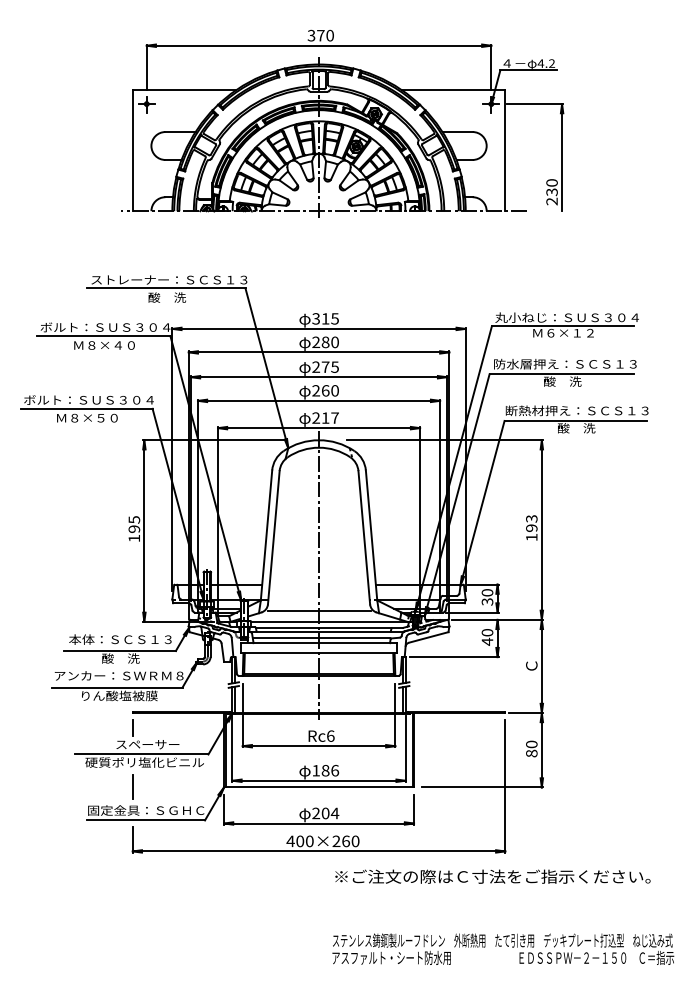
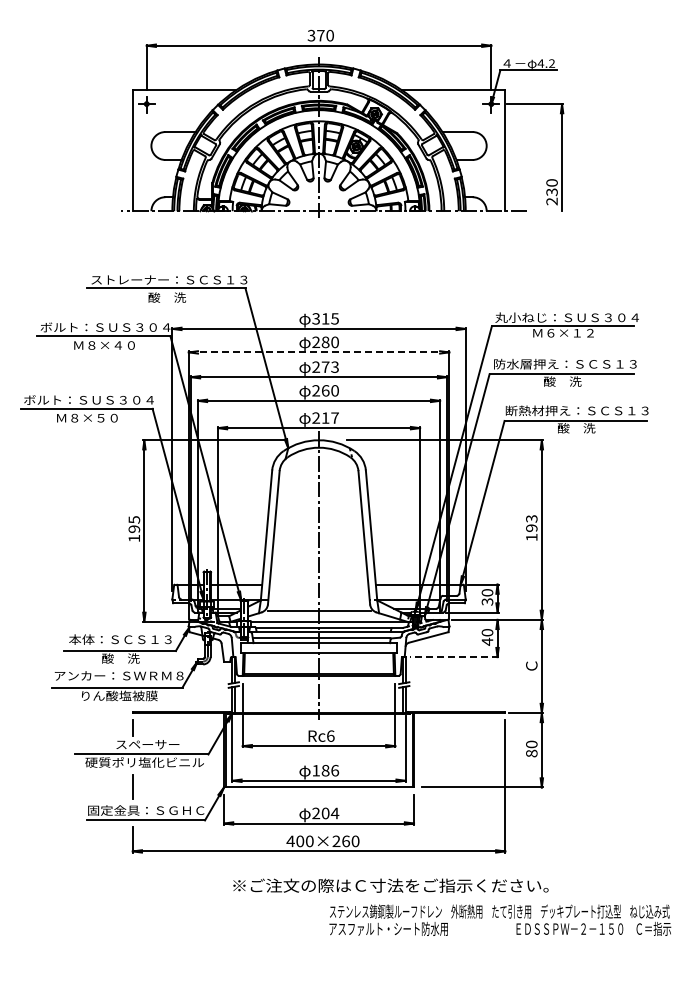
line: solid -> dashed (319, 352)
text: 275 -> 273 (334, 366)
line: solid -> dashed (454, 657)
text position: (492, 876) -> (390, 885) (390, 885)
text position: (503, 948) -> (500, 919) (500, 919)
